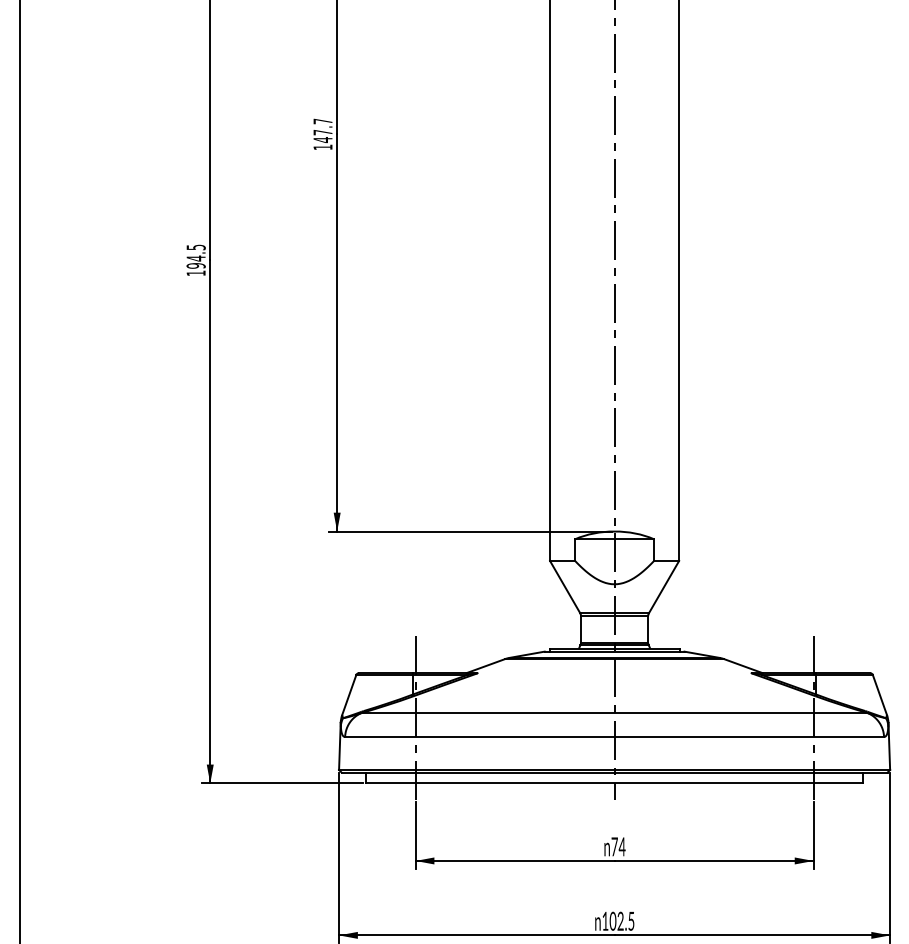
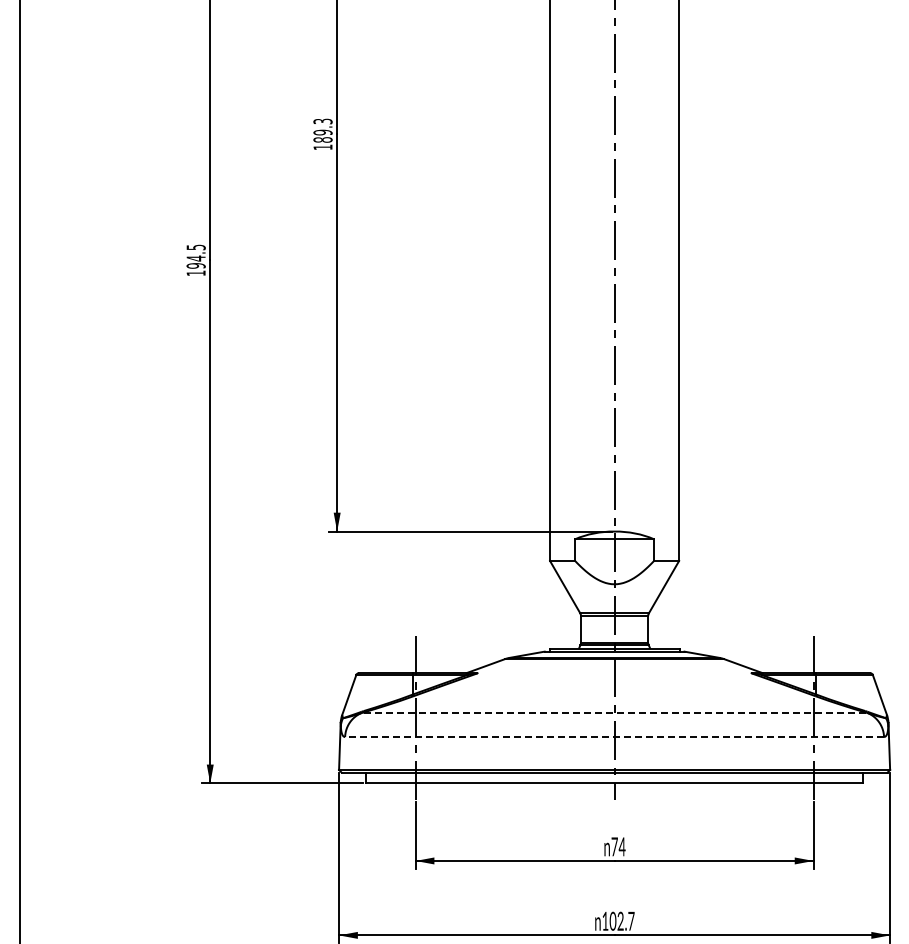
text: 147.7 -> 189.3 (322, 130)
line: solid -> dashed (614, 712)
line: solid -> dashed (614, 737)
text: 102.5 -> 102.7 (631, 921)
